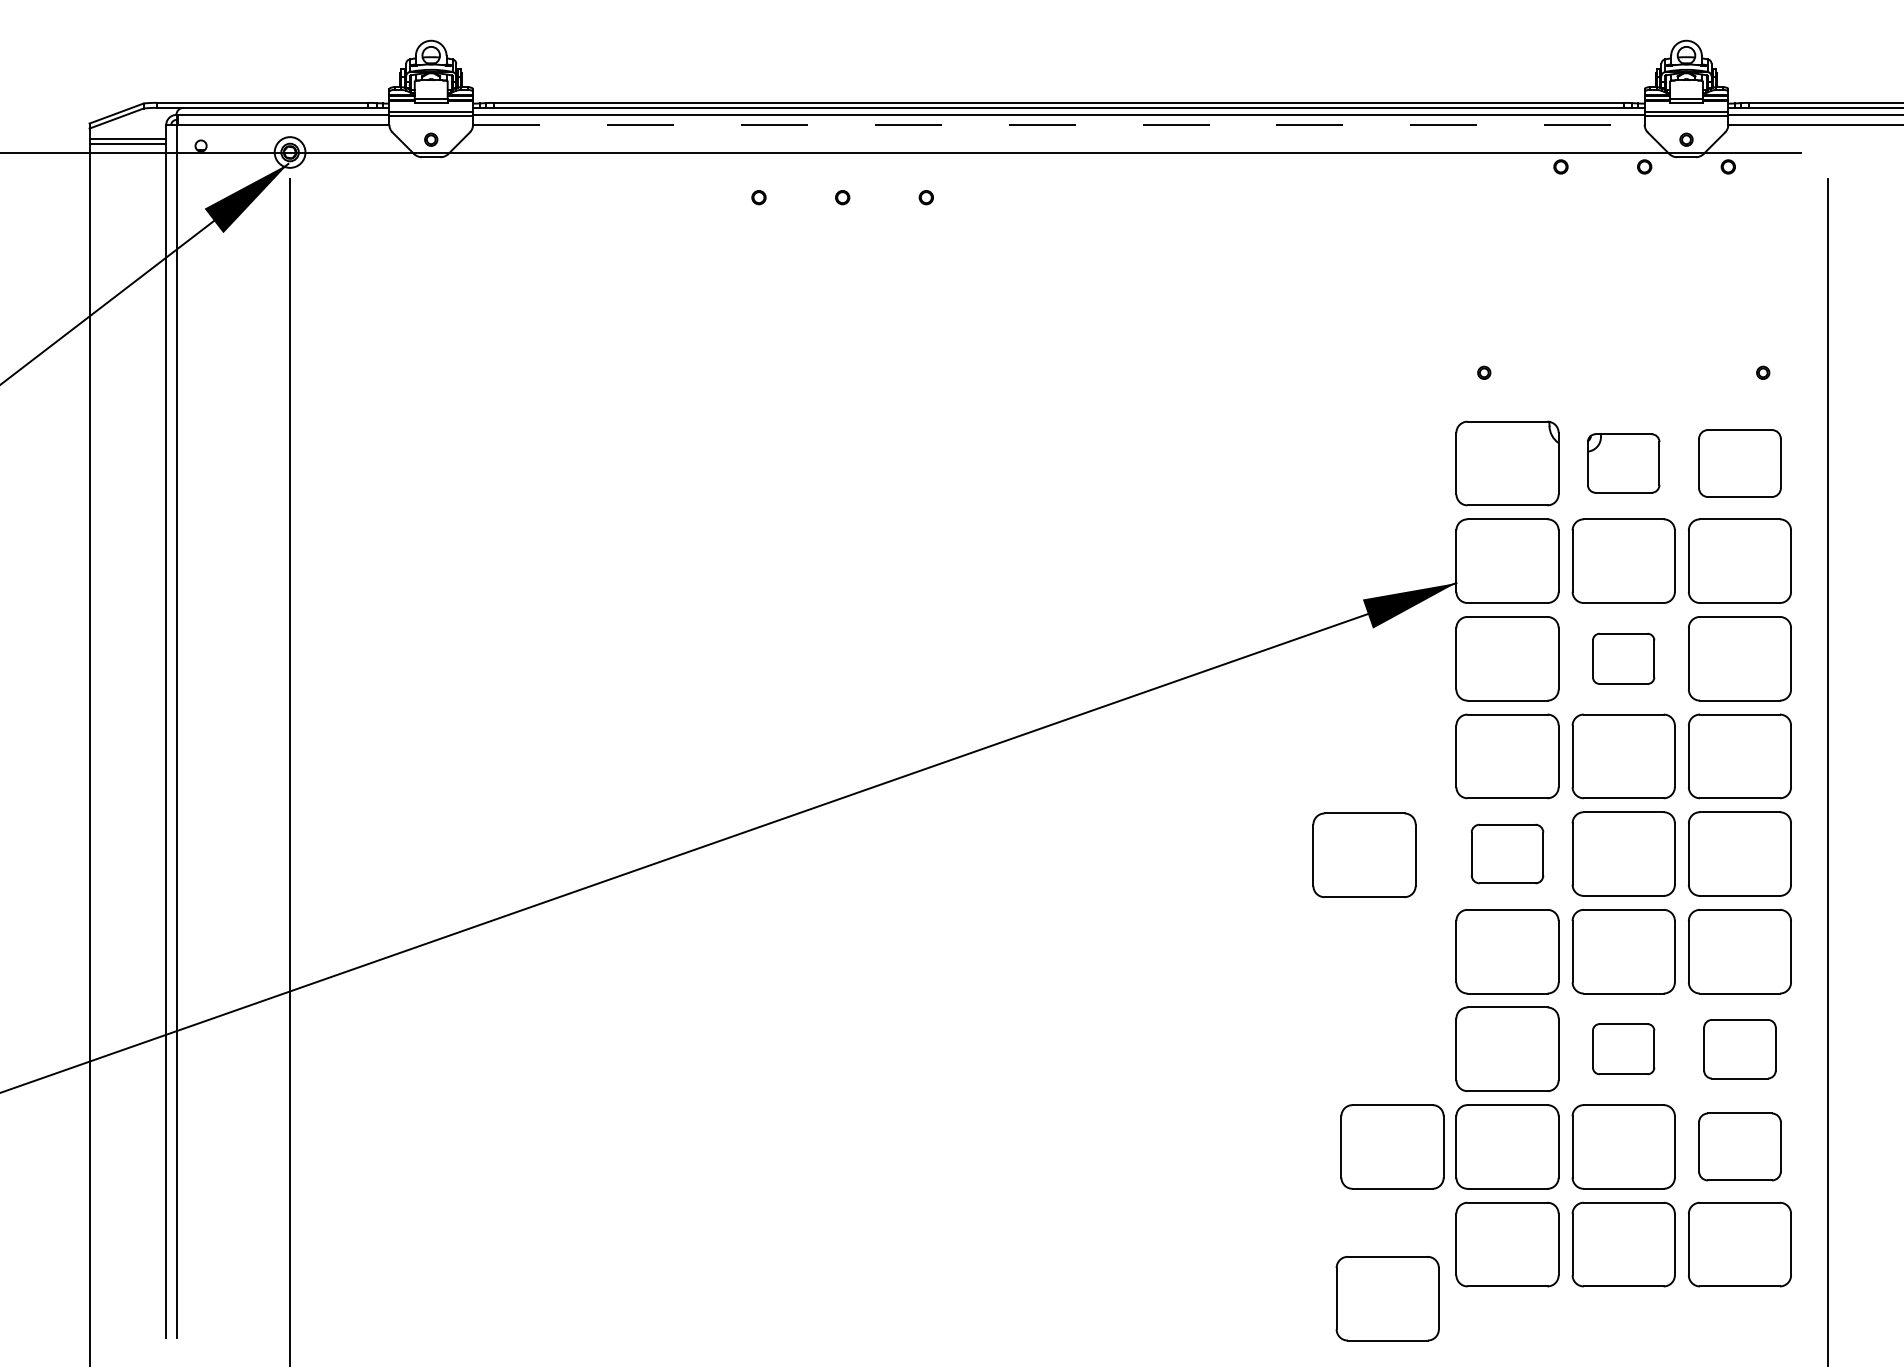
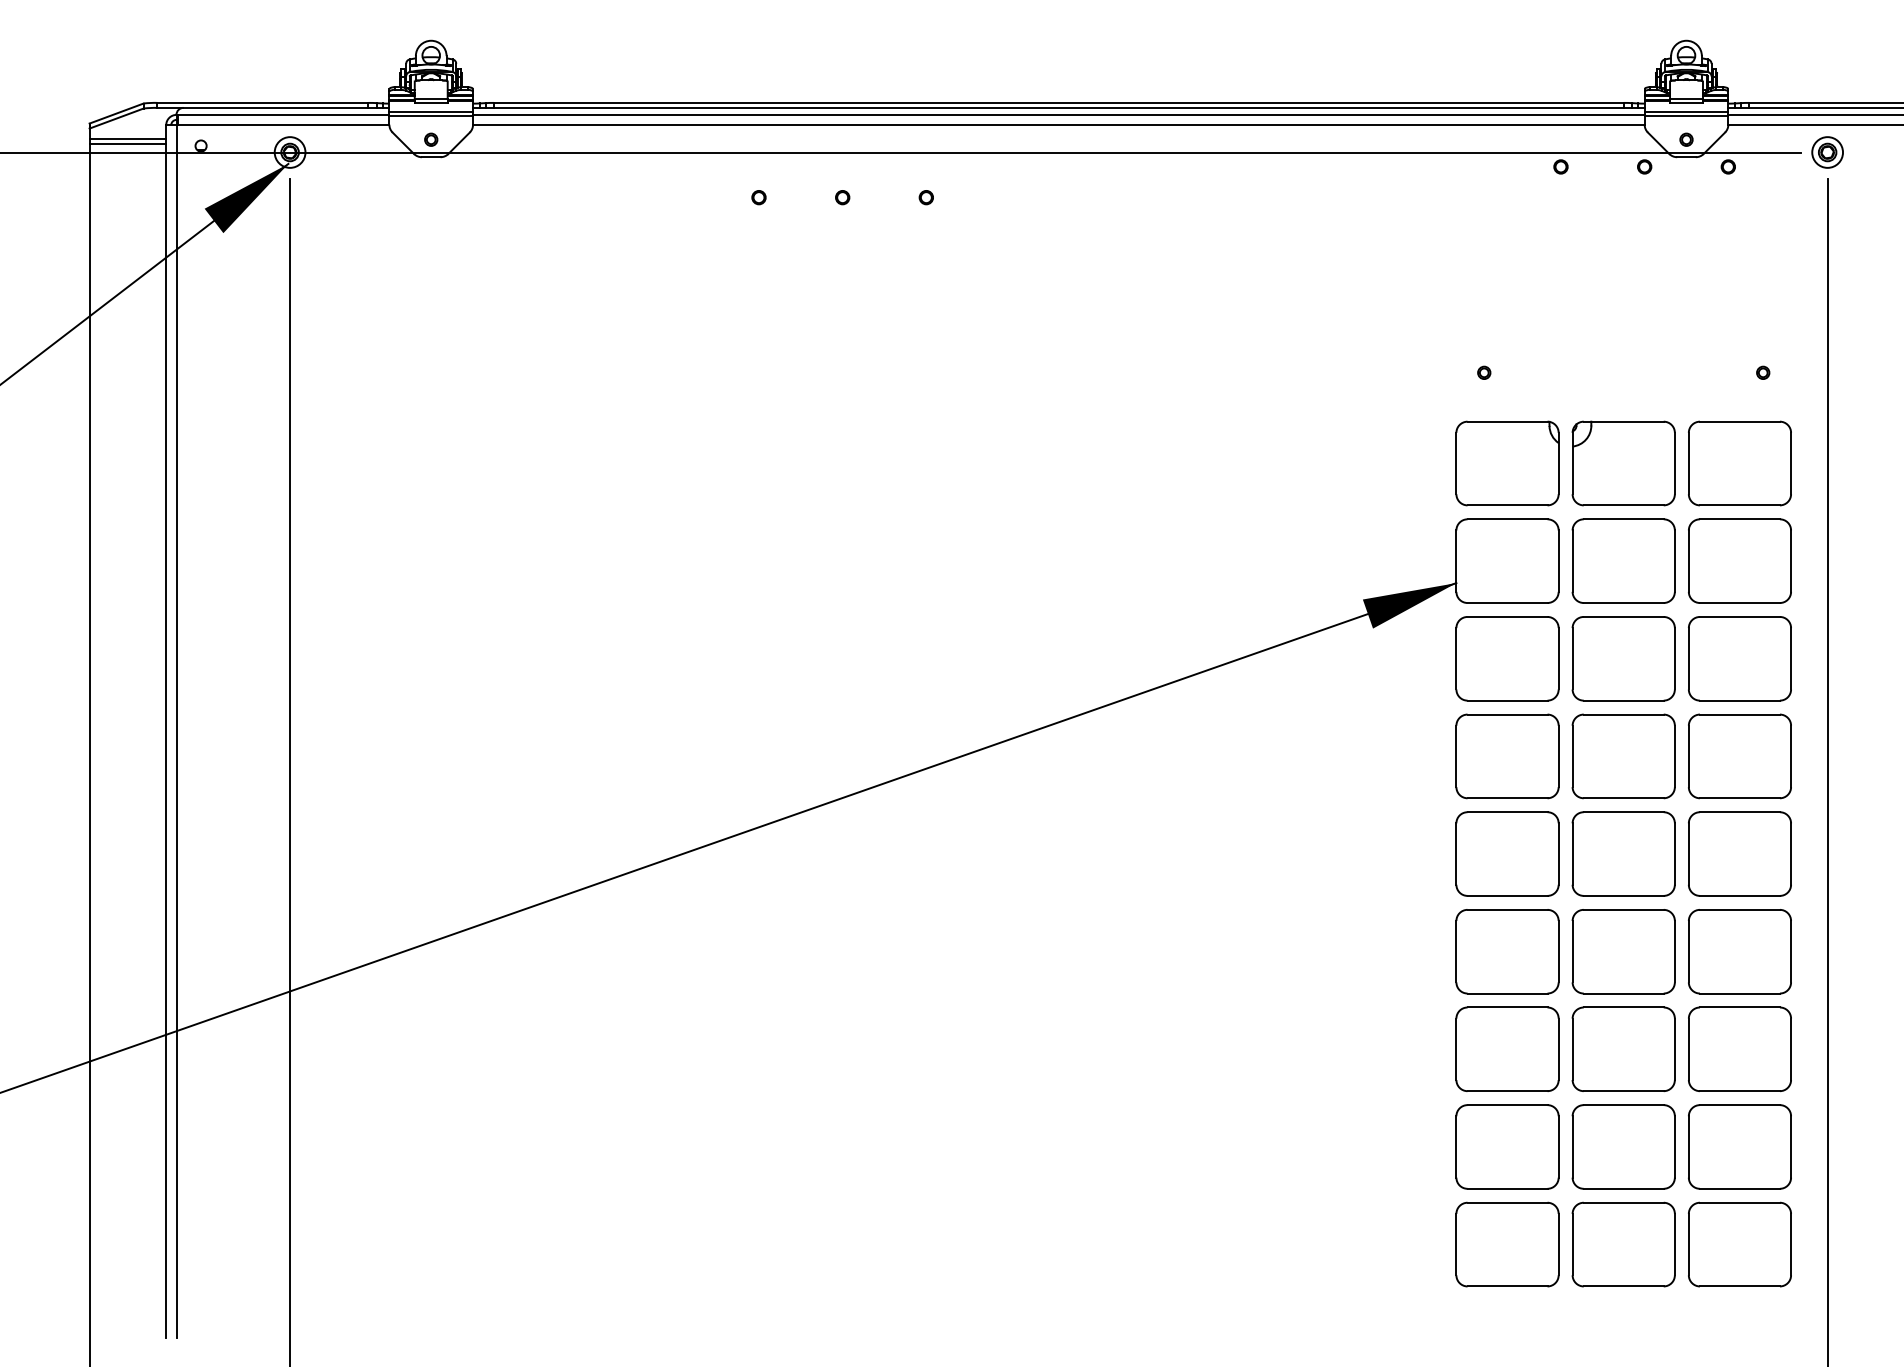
line: dashed -> solid (1058, 125)
part: none -> present (1827, 152)
part size: 74x61 px -> 105x87 px (1623, 463)
part size: 84x69 px -> 104x87 px (1739, 463)
part size: 64x53 px -> 105x86 px (1623, 658)
part size: 75x62 px -> 105x86 px (1507, 853)
part: present -> none (1364, 854)
part size: 64x53 px -> 105x86 px (1623, 1048)
part size: 74x61 px -> 104x86 px (1739, 1048)
part: present -> none (1392, 1146)
part size: 84x70 px -> 104x86 px (1739, 1146)
part: present -> none (1387, 1298)
